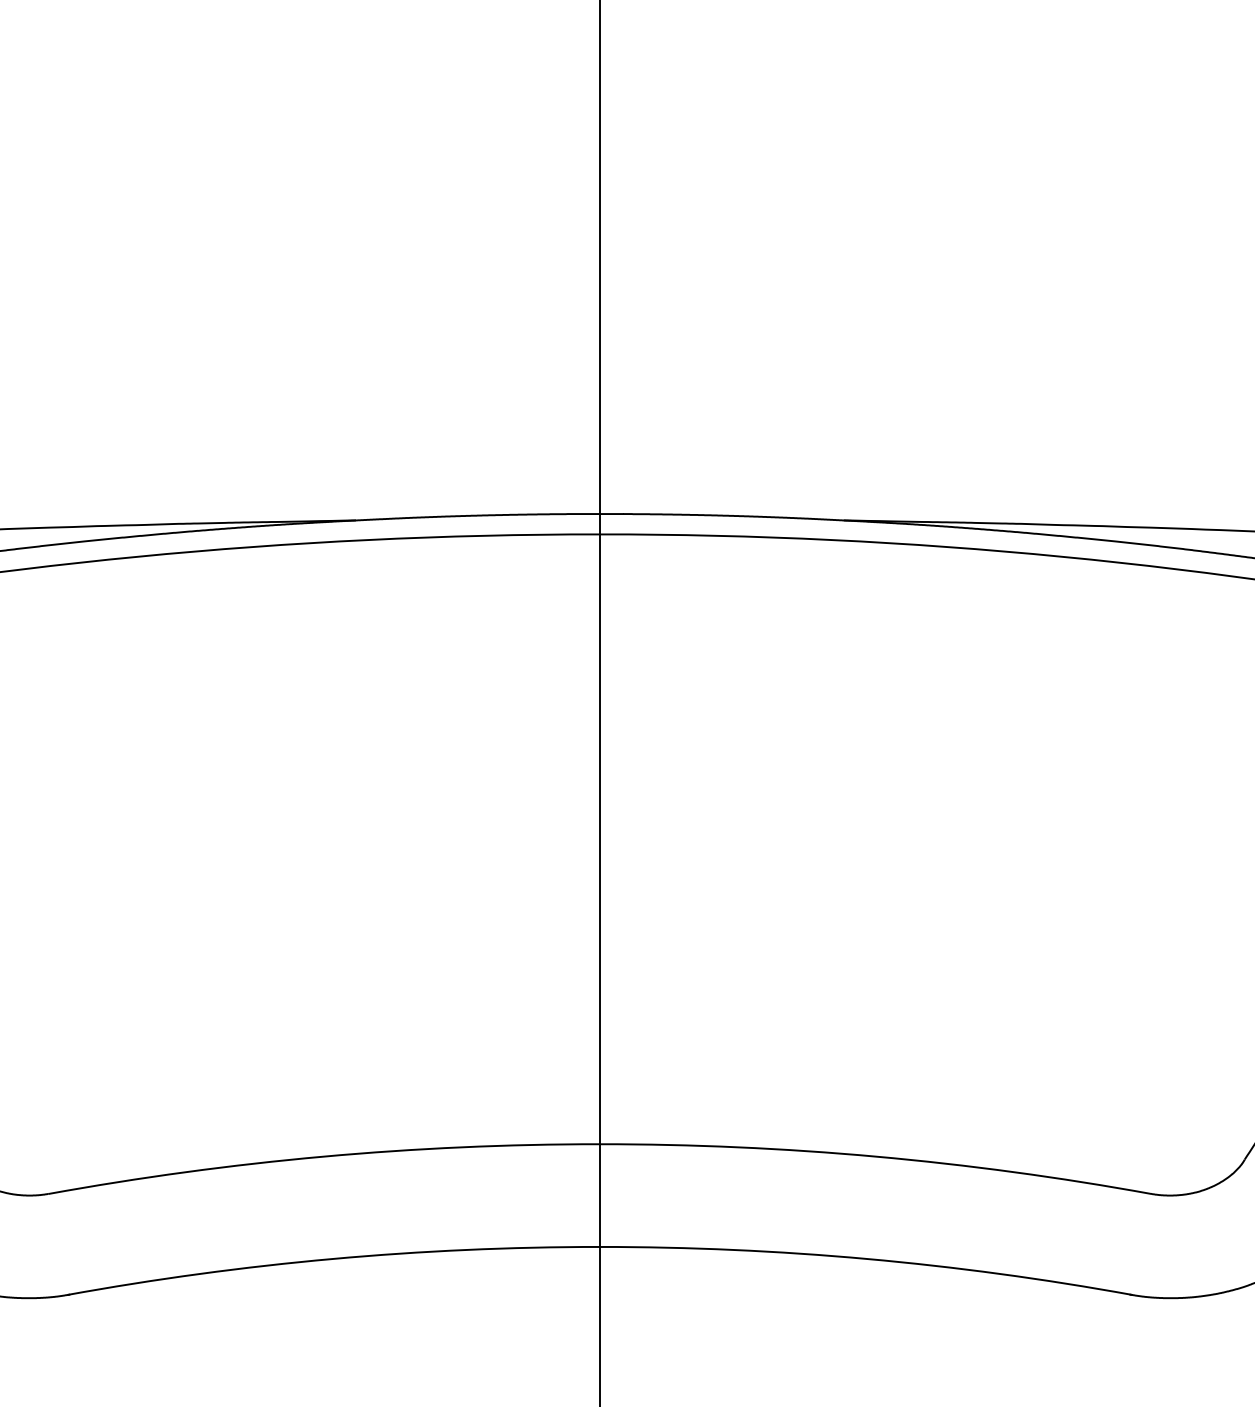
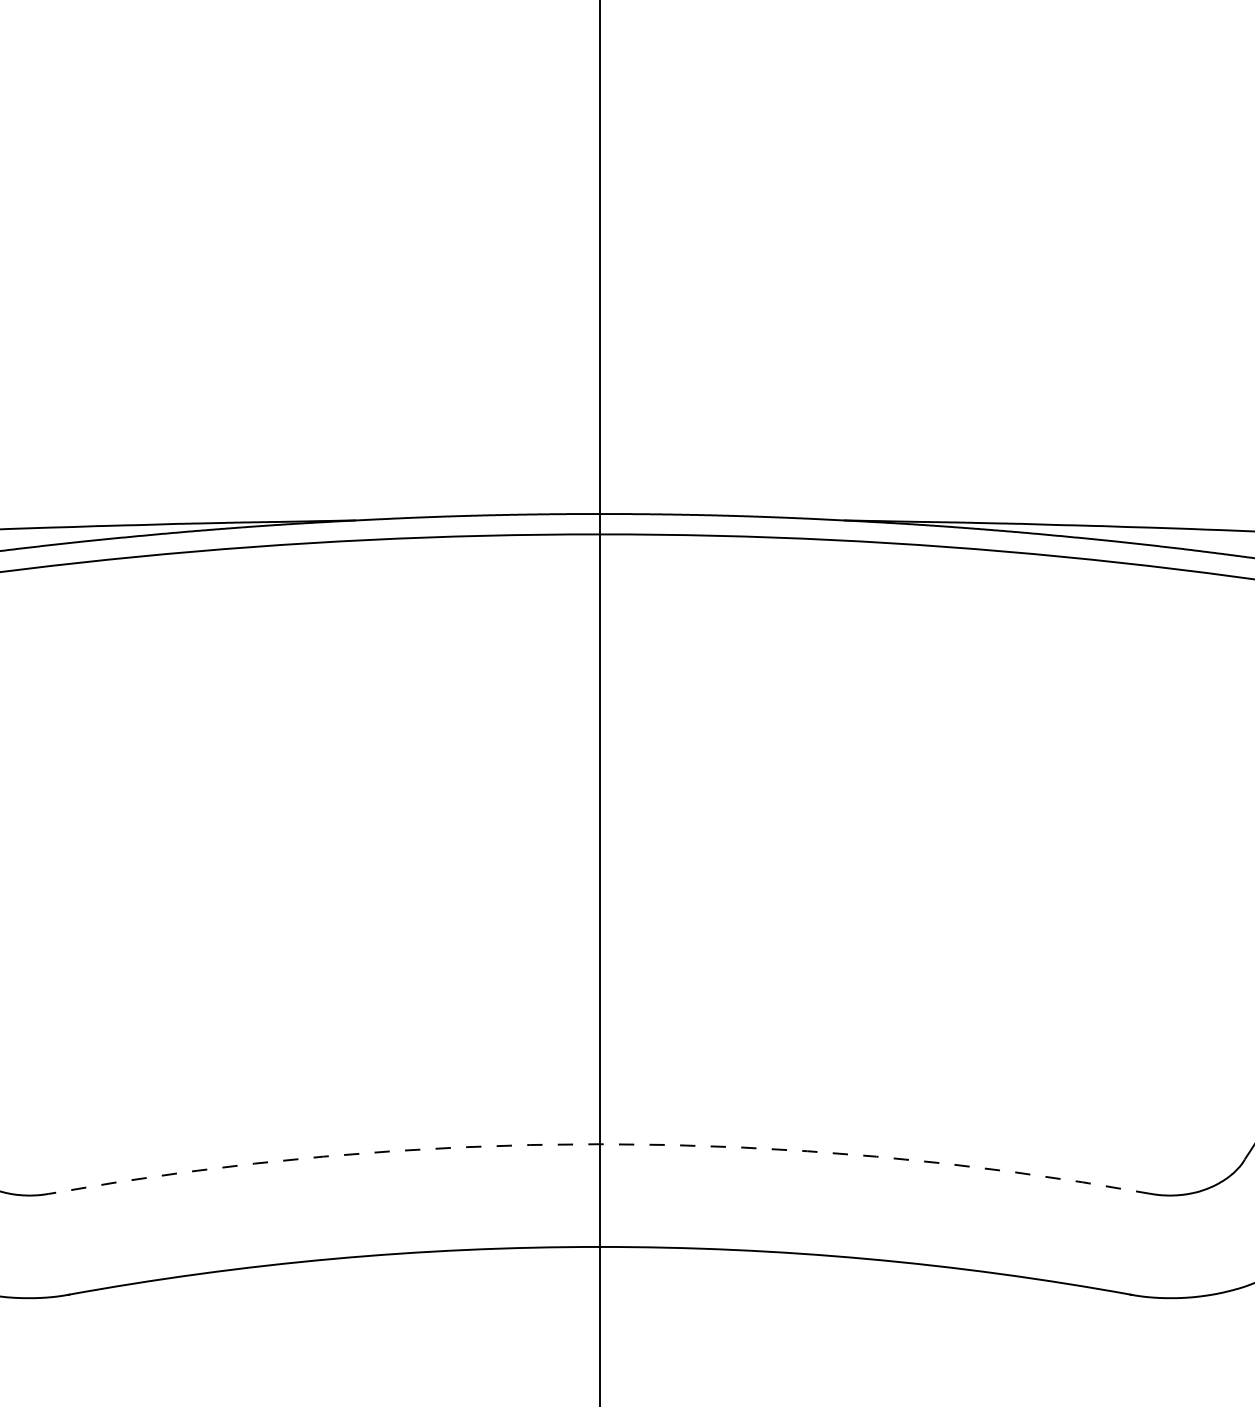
arc: solid -> dashed (599, 1144)
